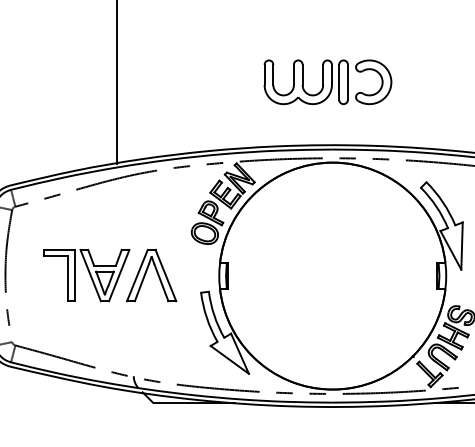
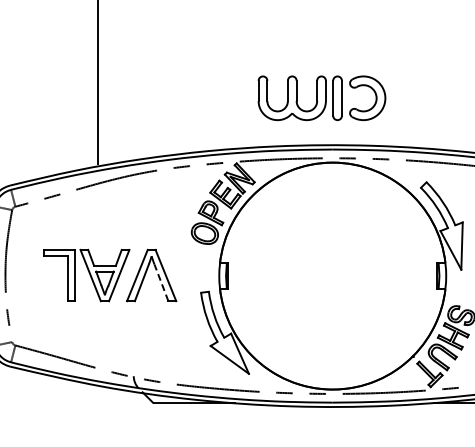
part position: (327, 81) -> (321, 97) (321, 97)
line position: (116, 82) -> (97, 82) (97, 82)
line: solid -> dashed (161, 282)
